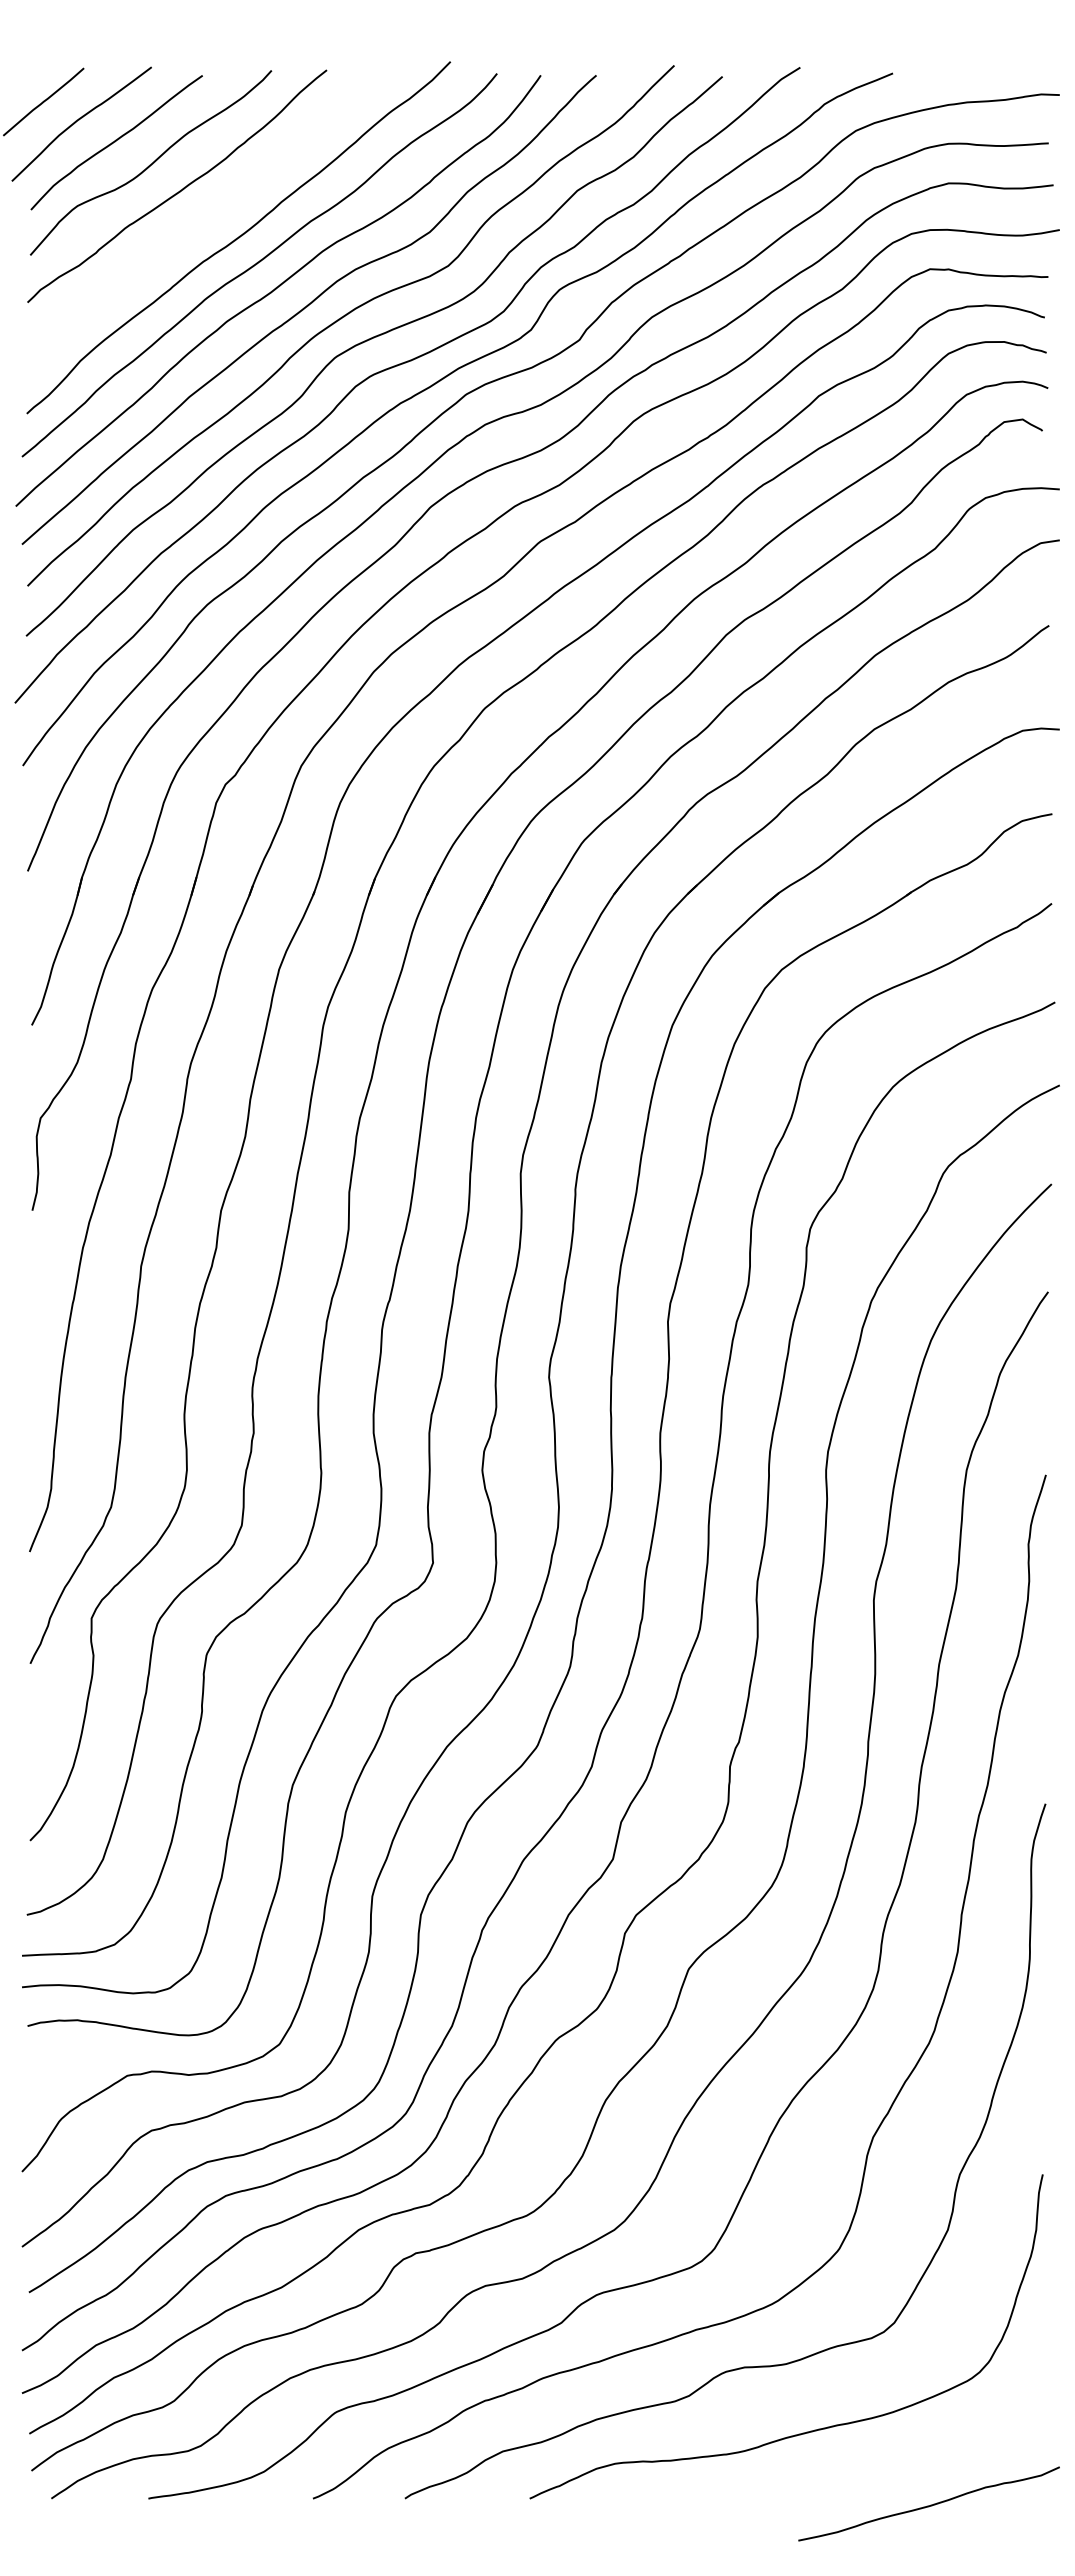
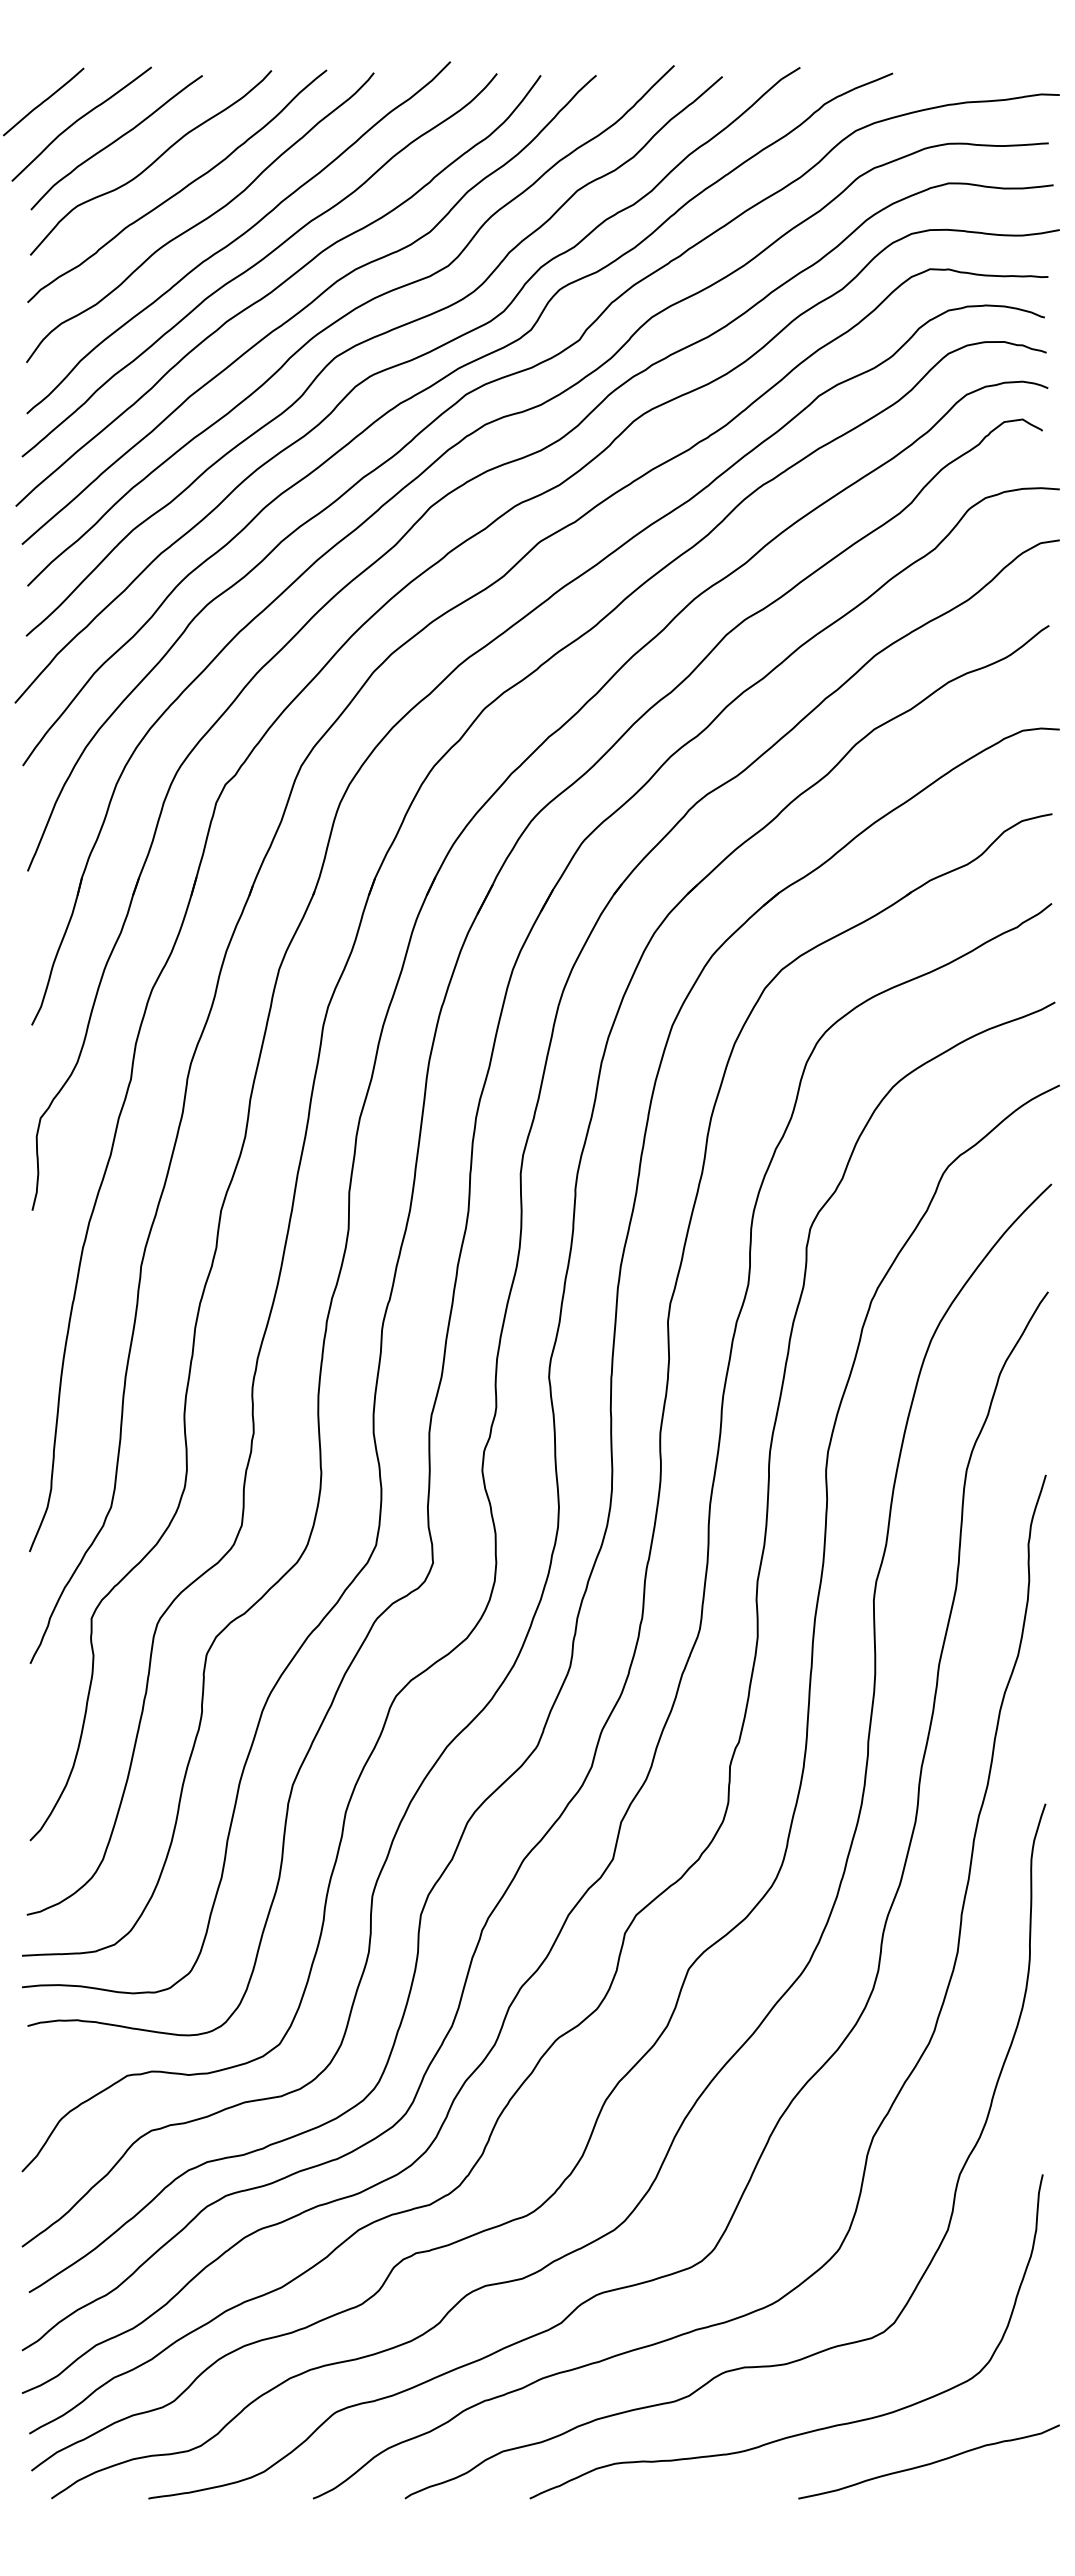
curve: none -> present (201, 220)
curve position: (928, 2505) -> (928, 2463) (928, 2463)
